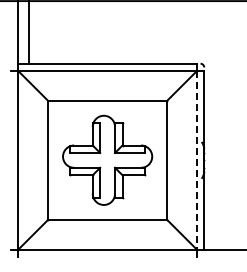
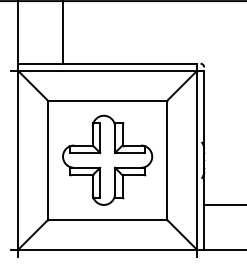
line position: (29, 32) -> (63, 32) (63, 32)
line: dashed -> solid (196, 160)
line: none -> present (223, 204)
